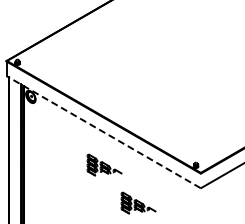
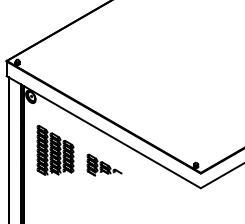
line: dashed -> solid (103, 132)
part: none -> present (55, 150)
part: present -> none (138, 202)
